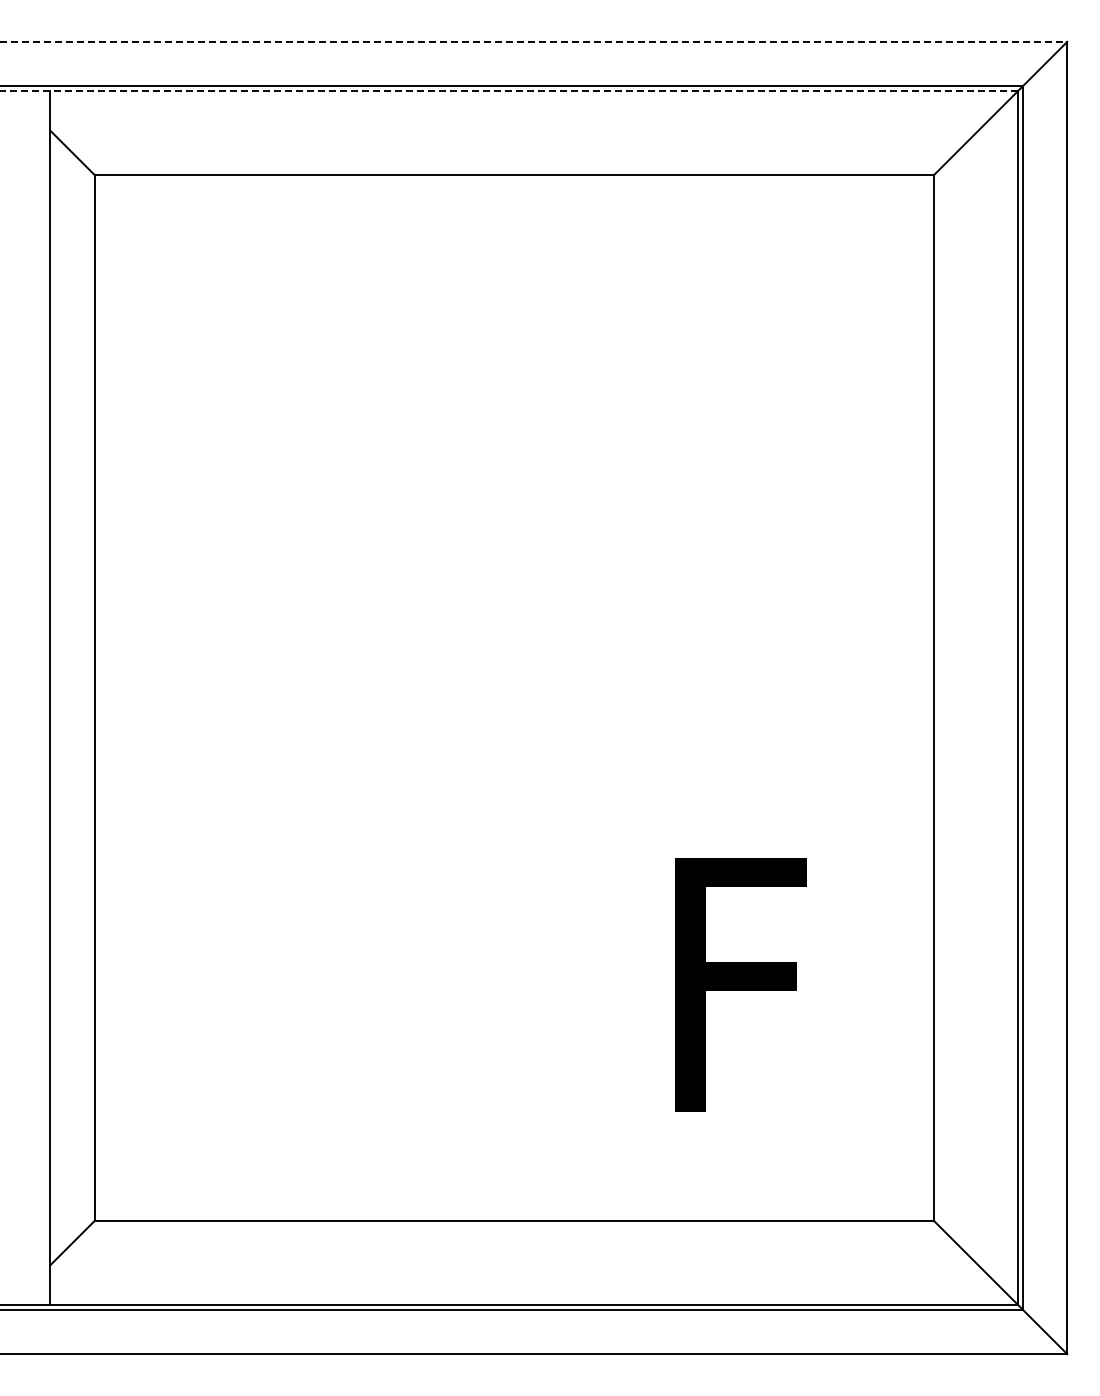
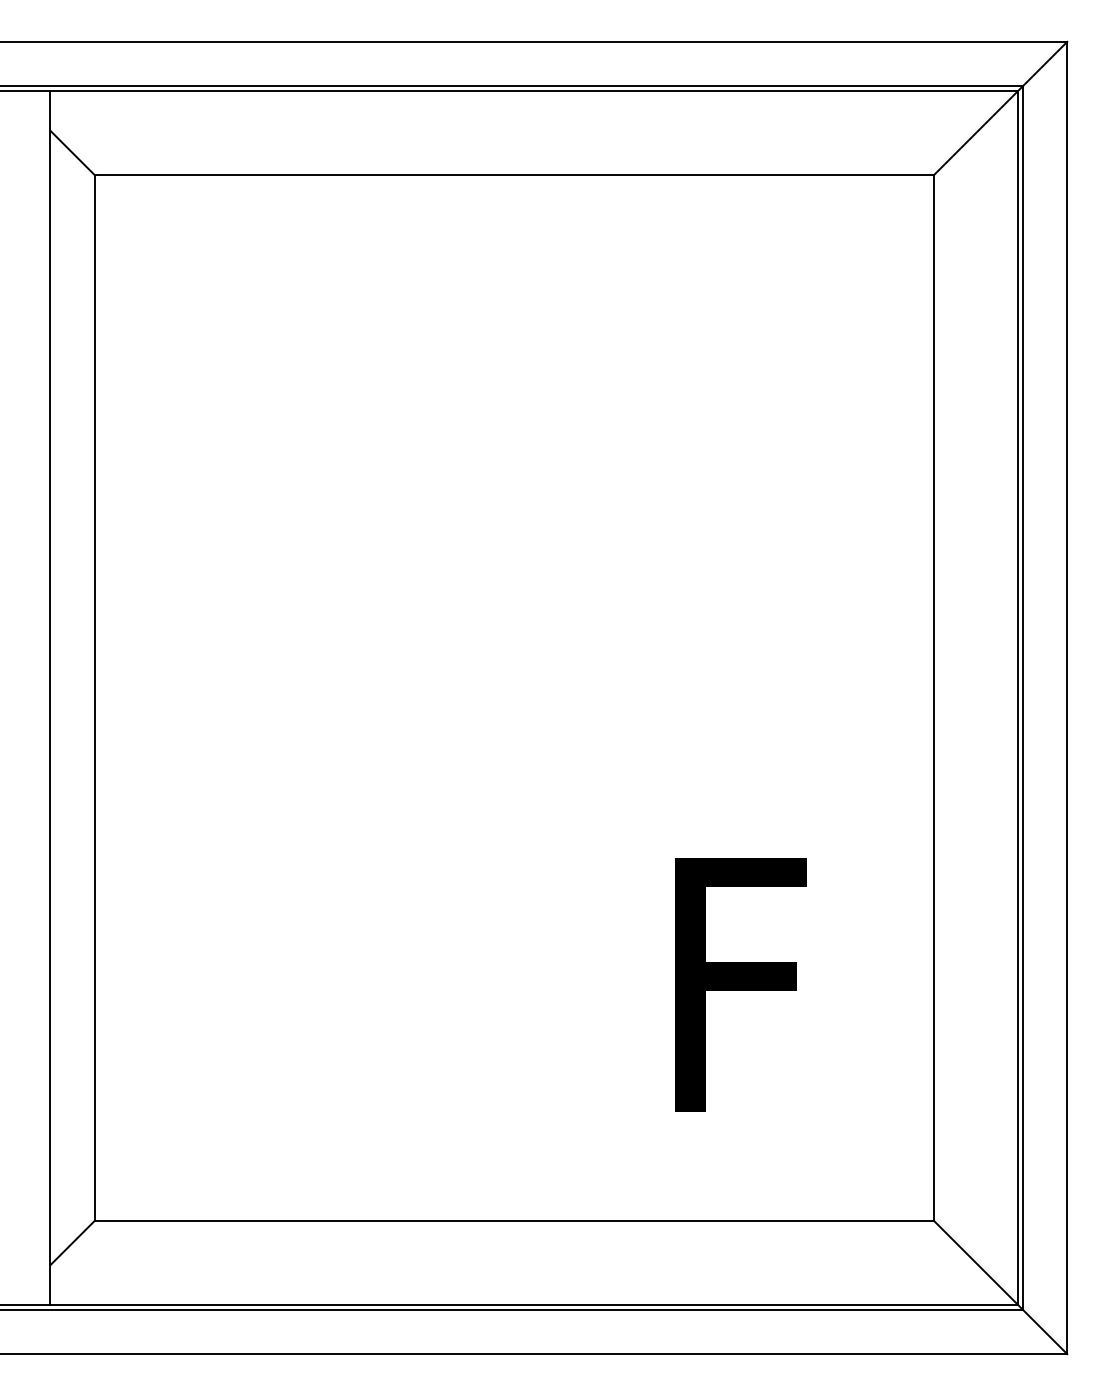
line: dashed -> solid (534, 41)
line: dashed -> solid (509, 91)
